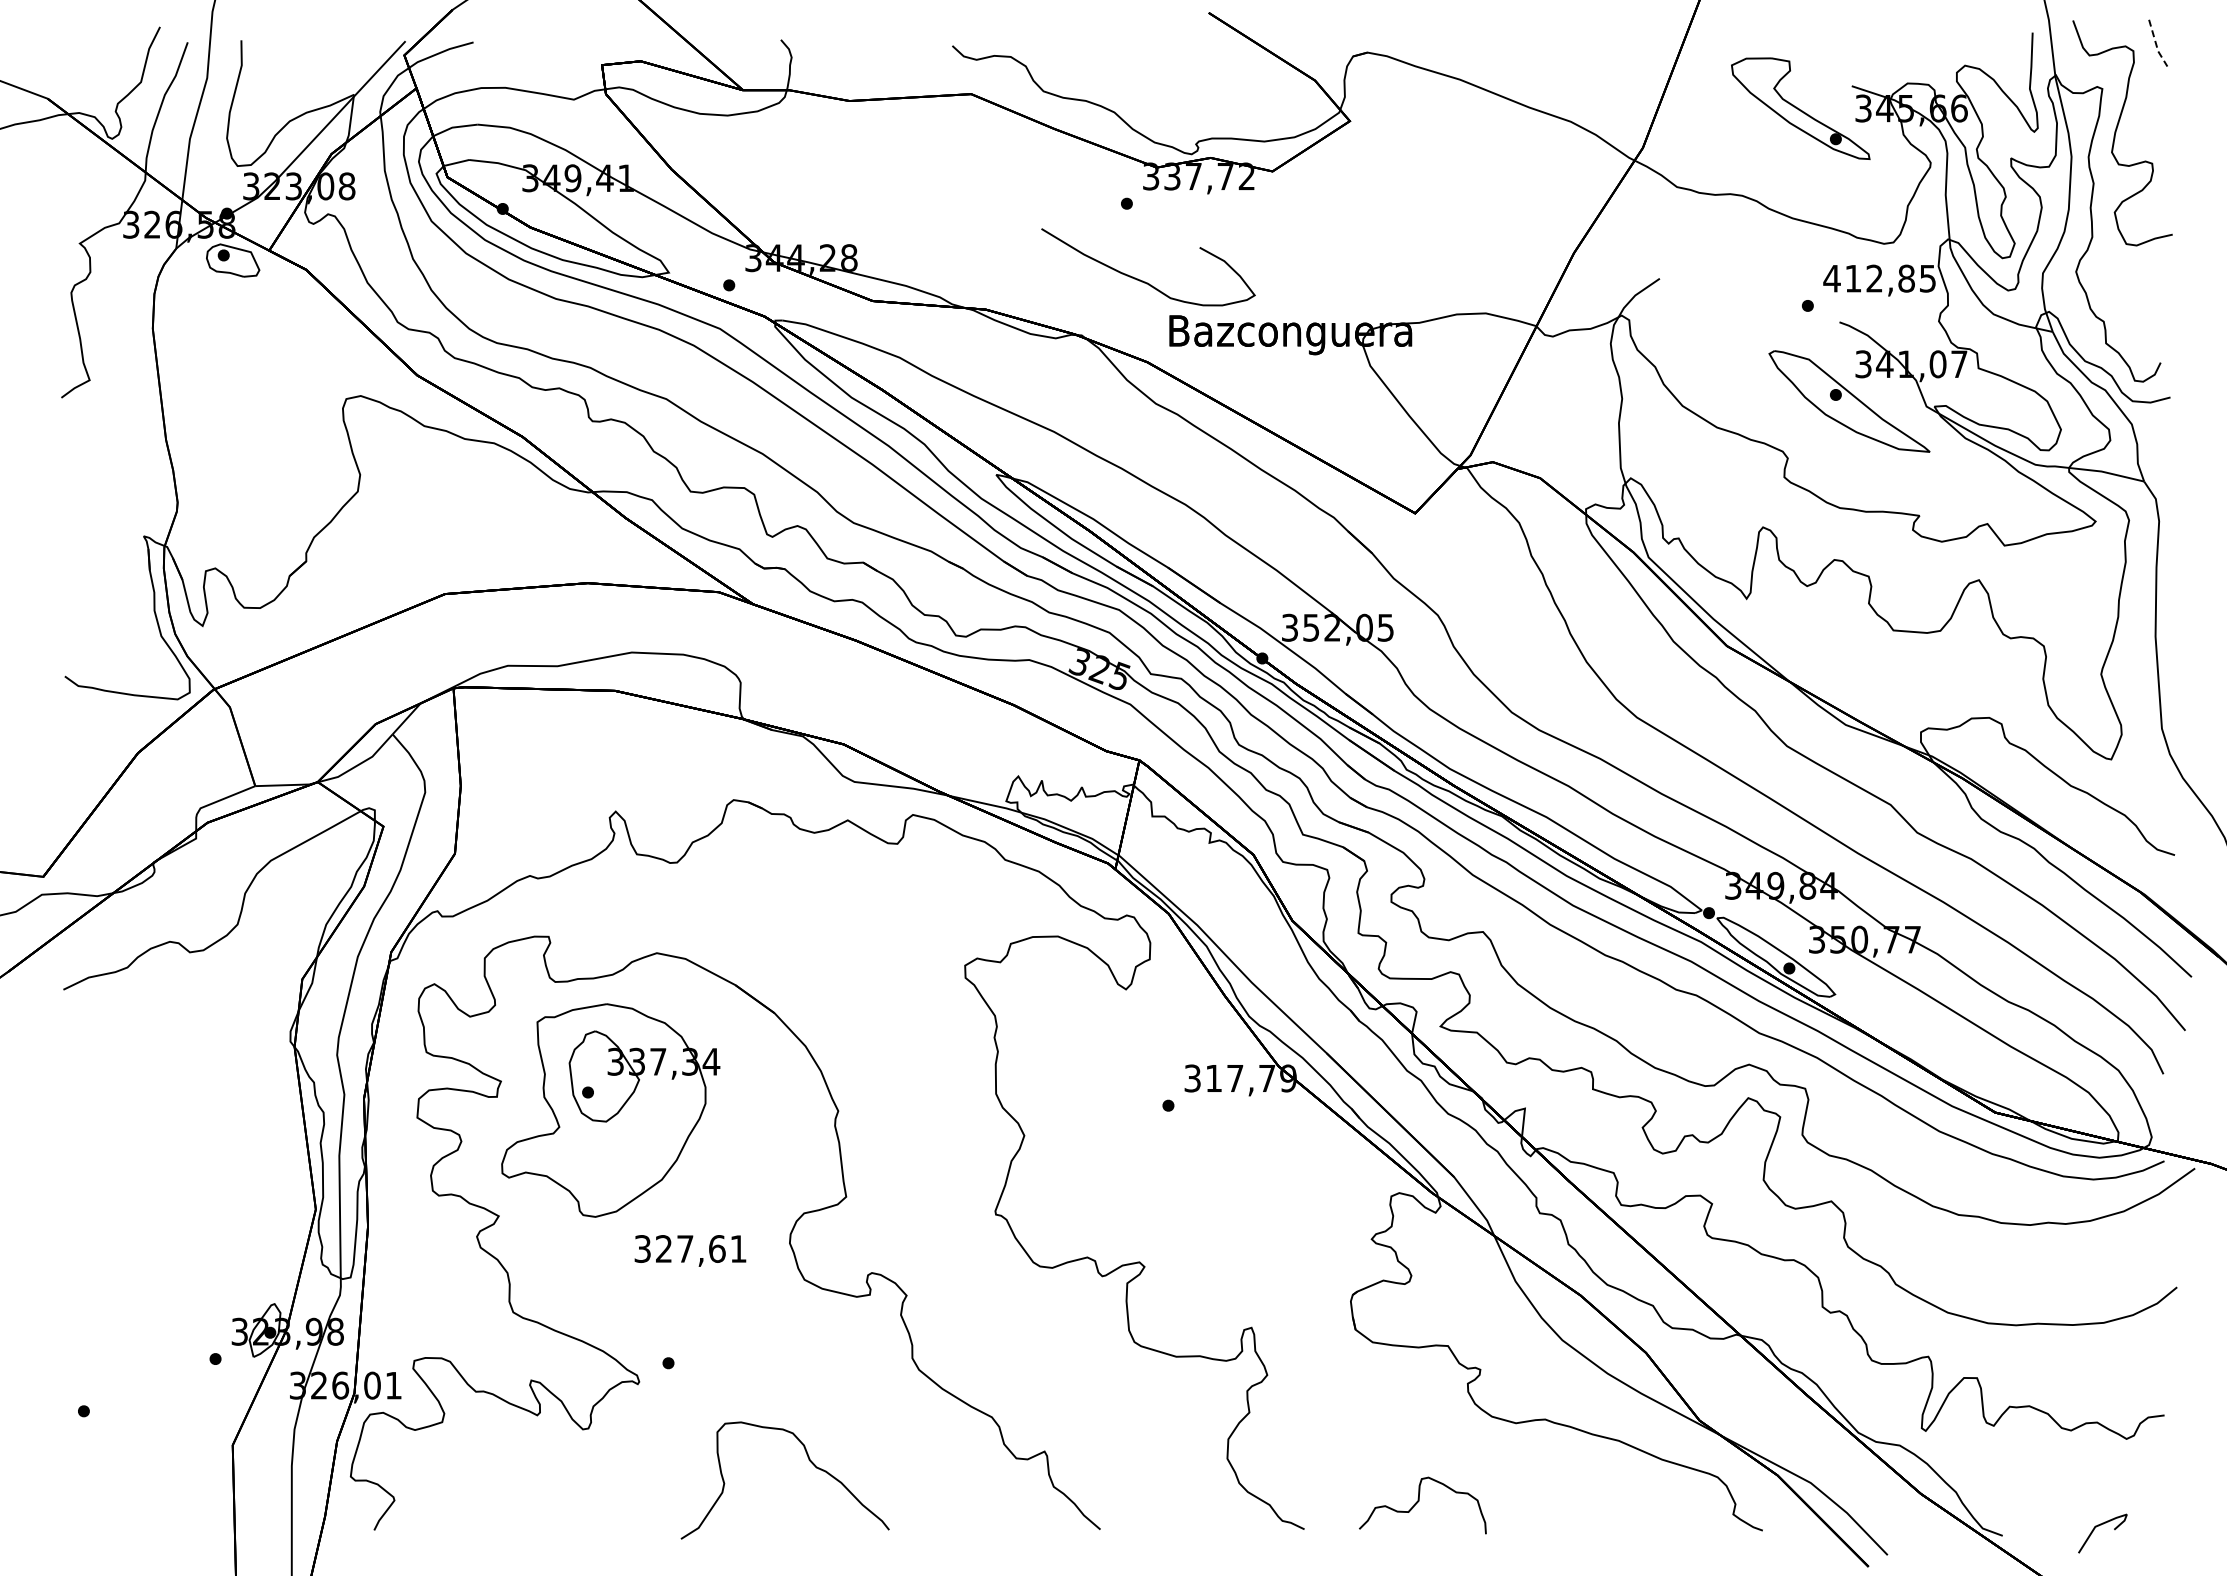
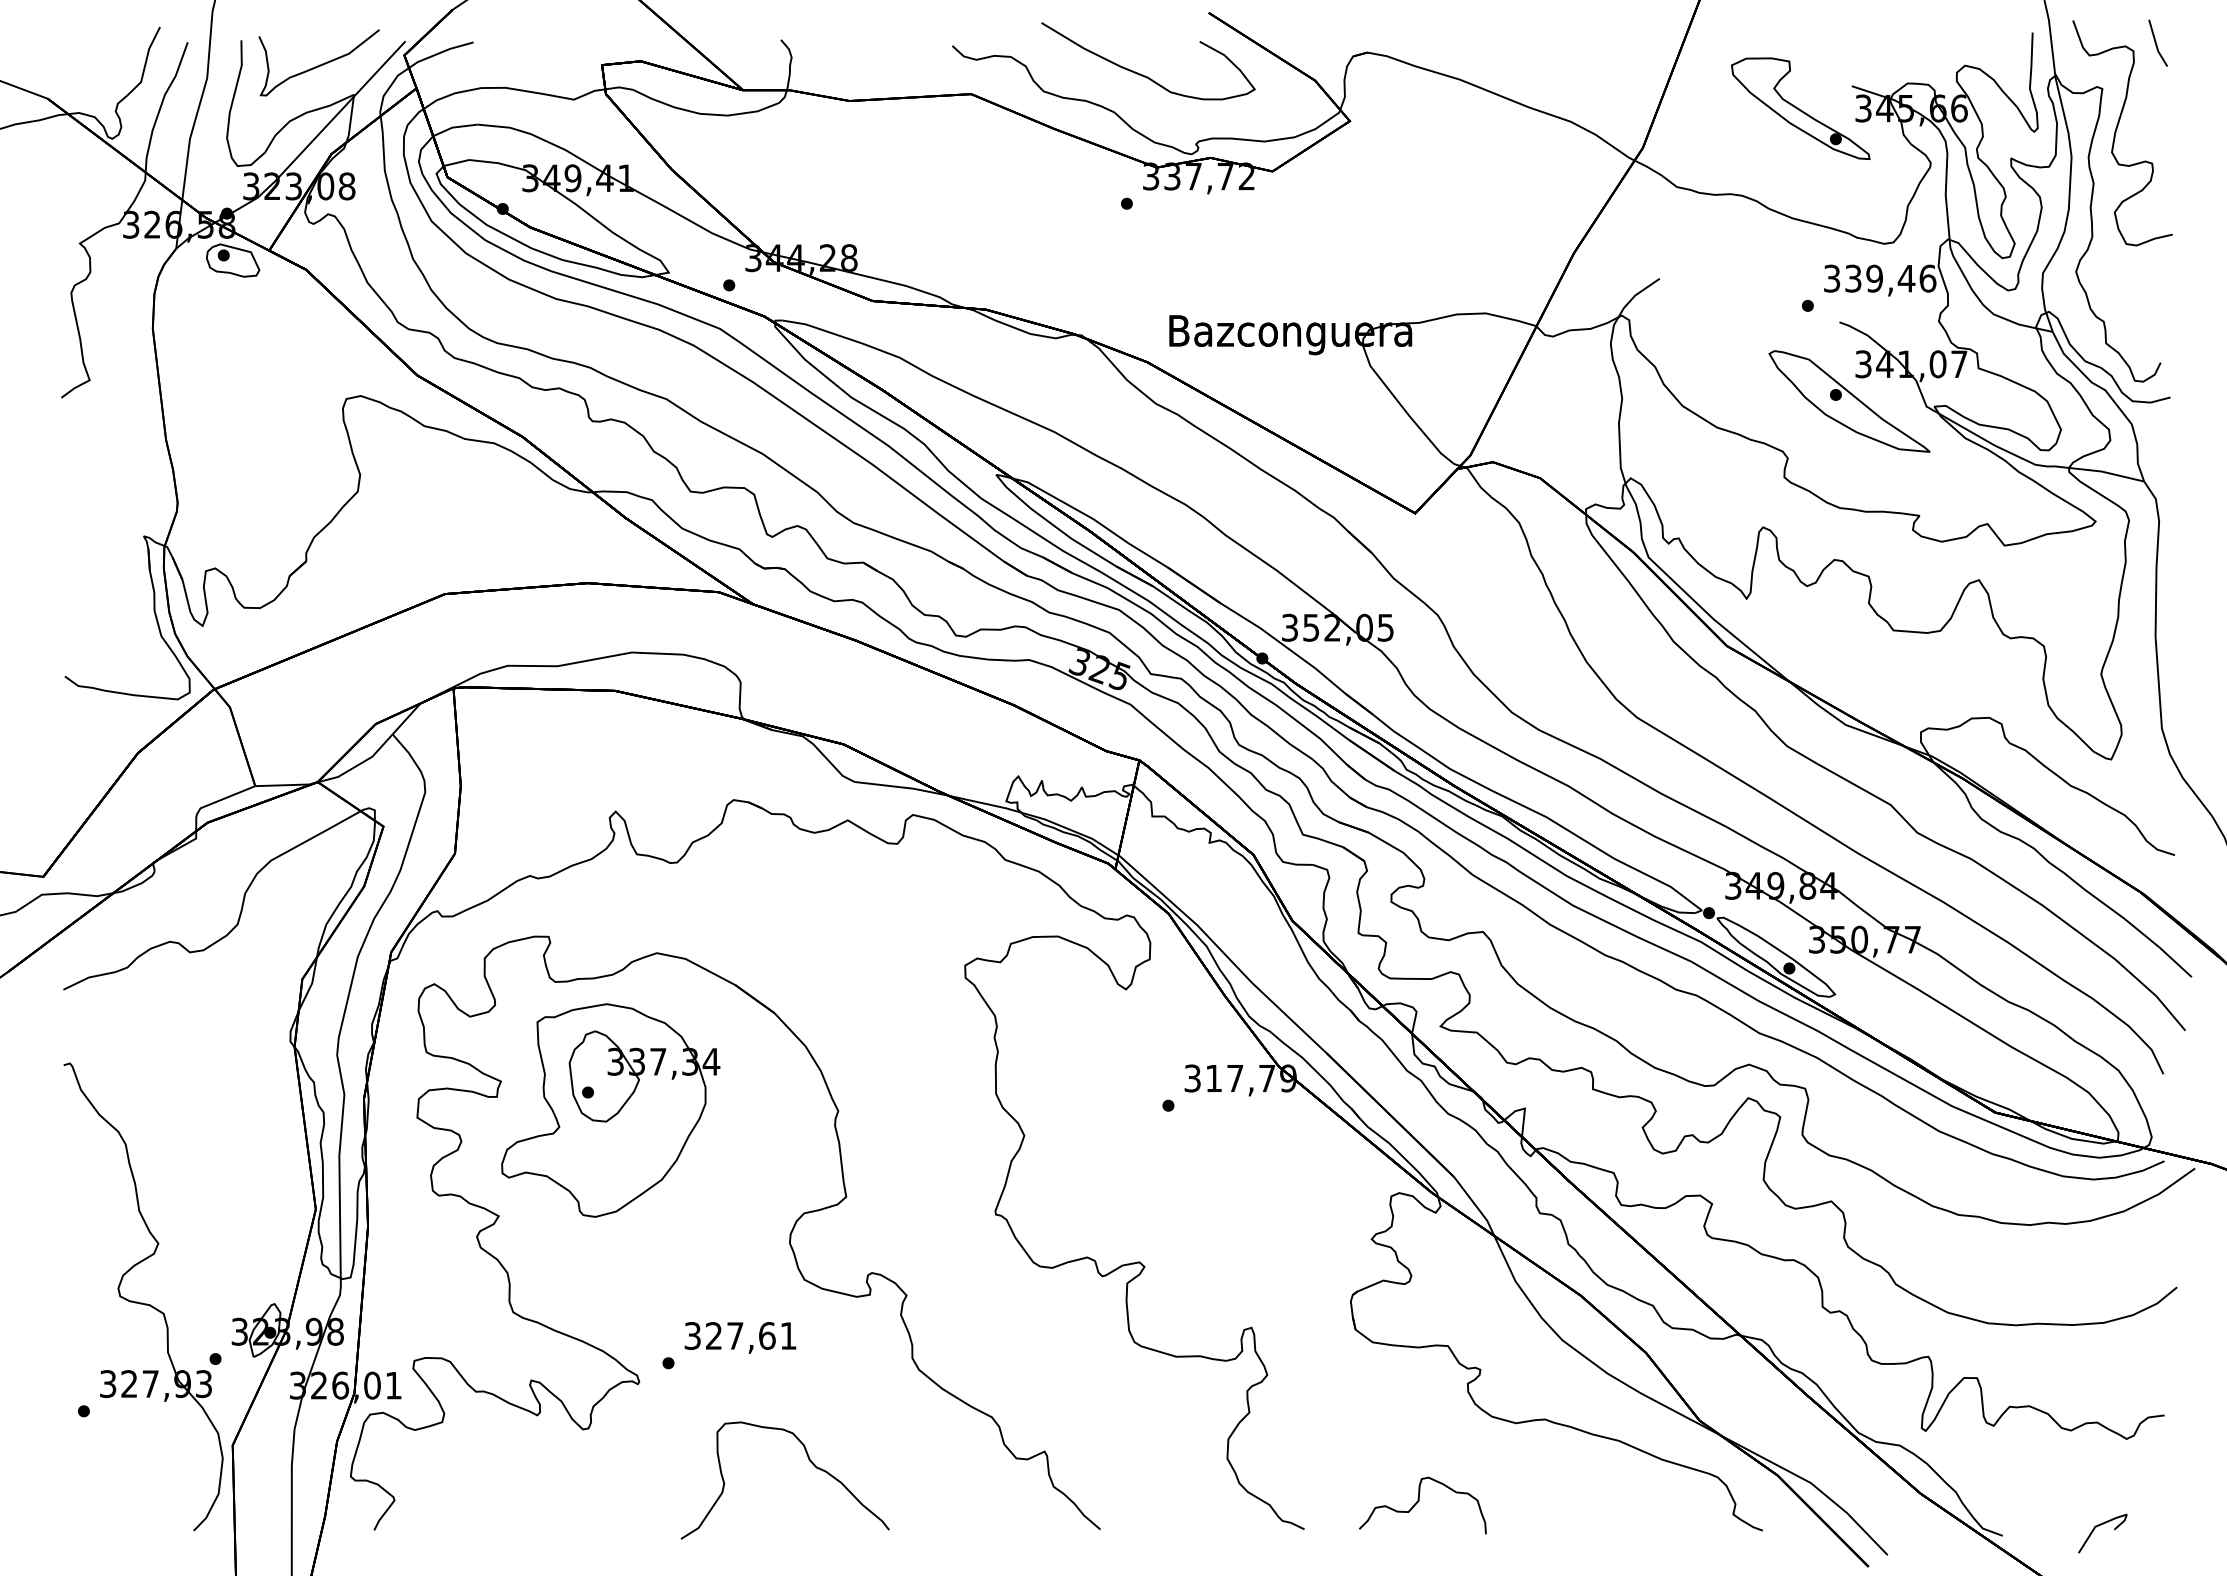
line: dashed -> solid (2156, 44)
curve: none -> present (319, 64)
text: 412,85 -> 339,46 (1879, 278)
curve position: (1142, 280) -> (1142, 74) (1142, 74)
text position: (690, 1250) -> (740, 1337) (740, 1337)
part: none -> present (142, 1302)
